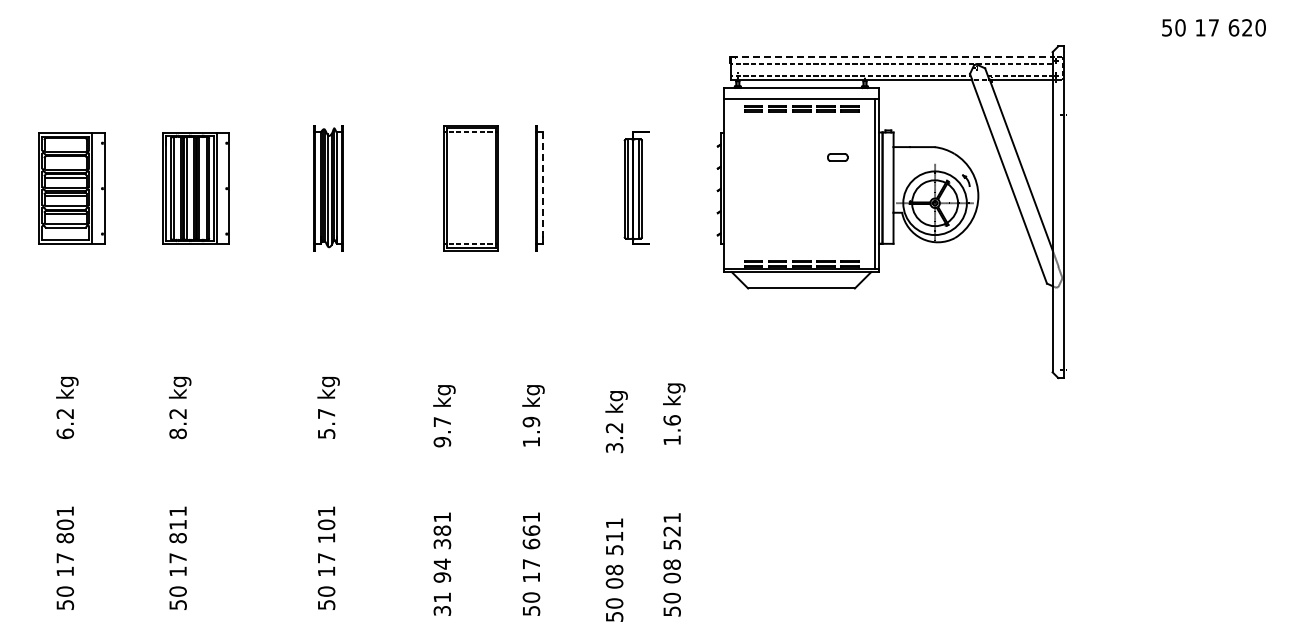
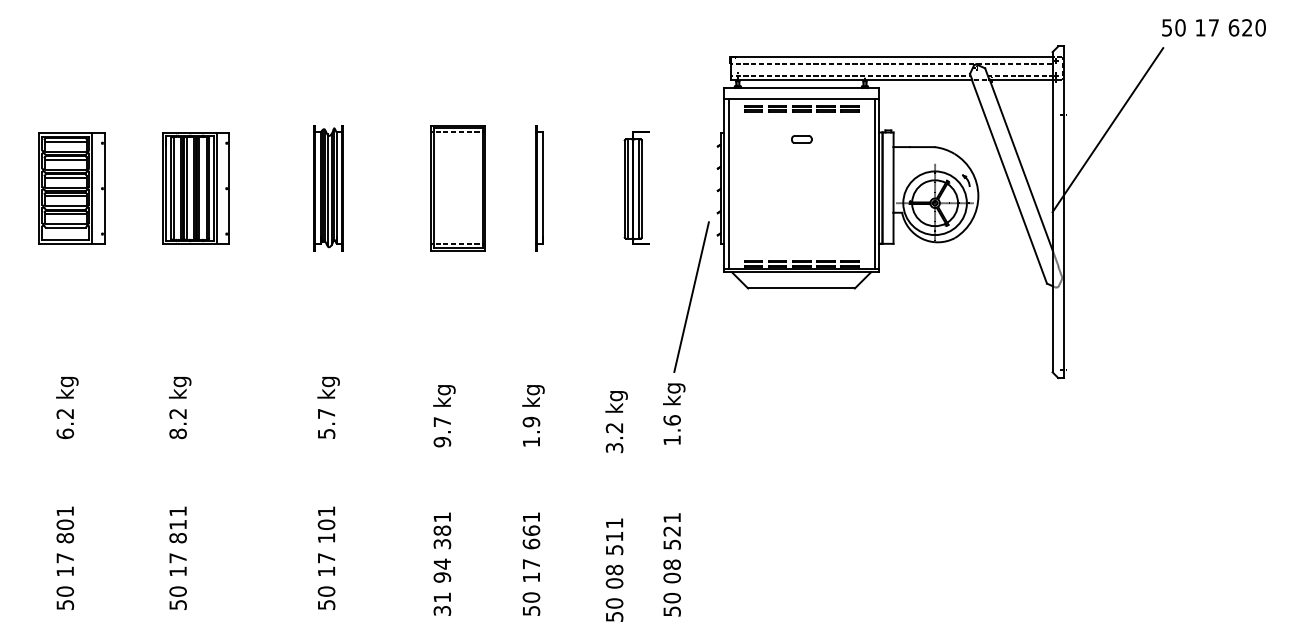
line: dashed -> solid (891, 56)
line: none -> present (1107, 130)
line: none -> present (65, 141)
part position: (837, 157) -> (801, 139) (801, 139)
line: none -> present (65, 159)
line: none -> present (728, 183)
part position: (470, 188) -> (457, 188) (457, 188)
line: dashed -> solid (542, 188)
line: none -> present (691, 296)
